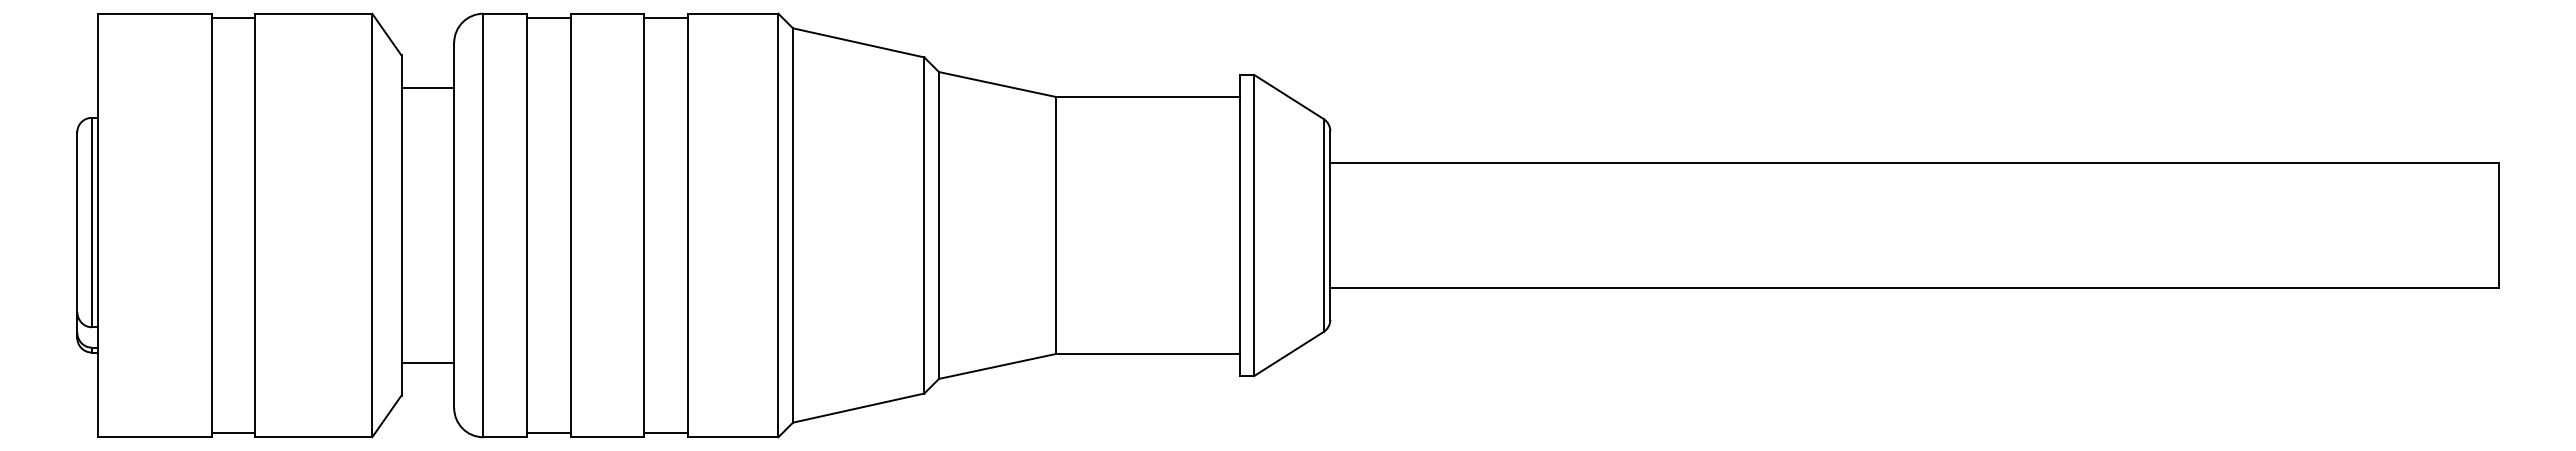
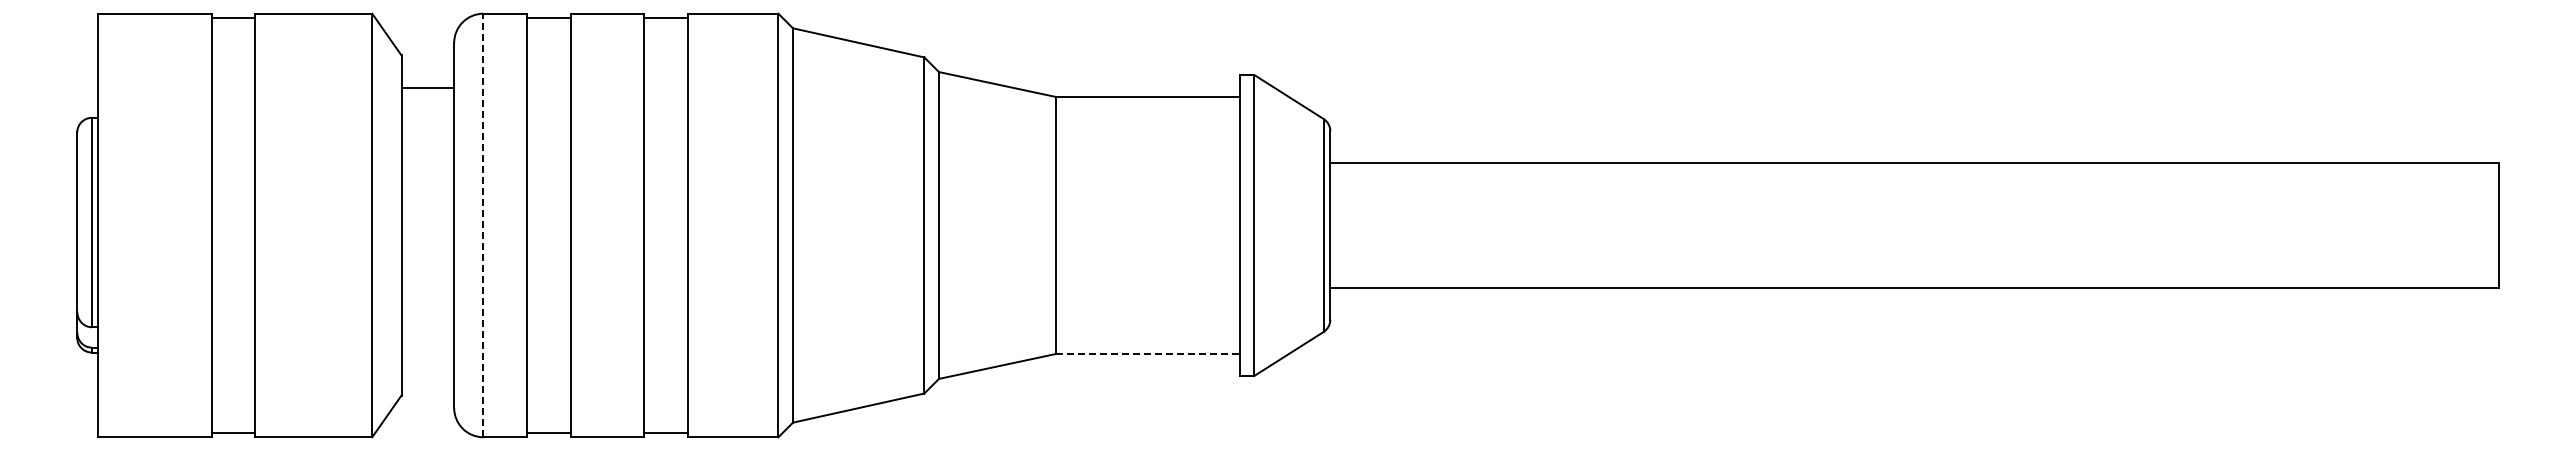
line: solid -> dashed (483, 225)
line: solid -> dashed (1147, 354)
line: present -> none (427, 362)
